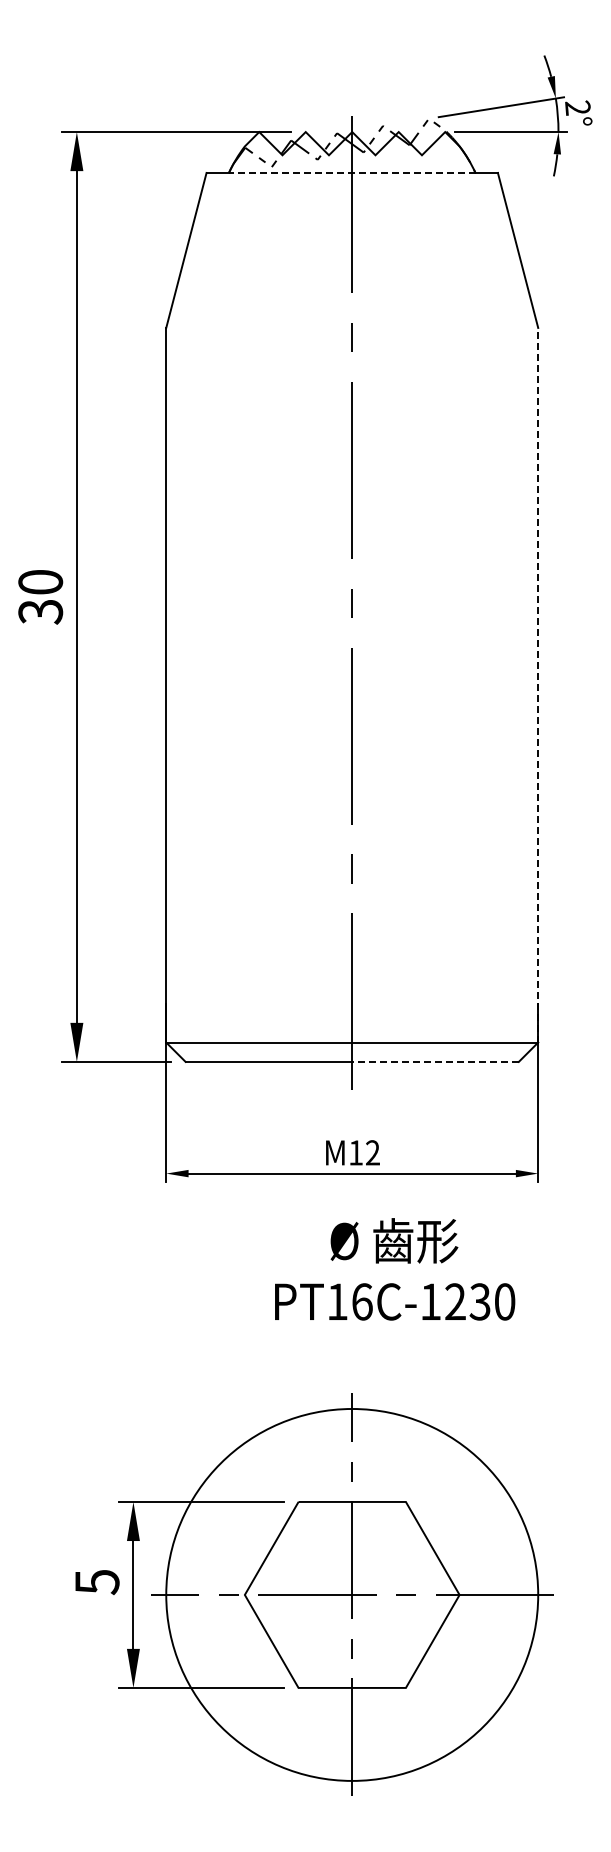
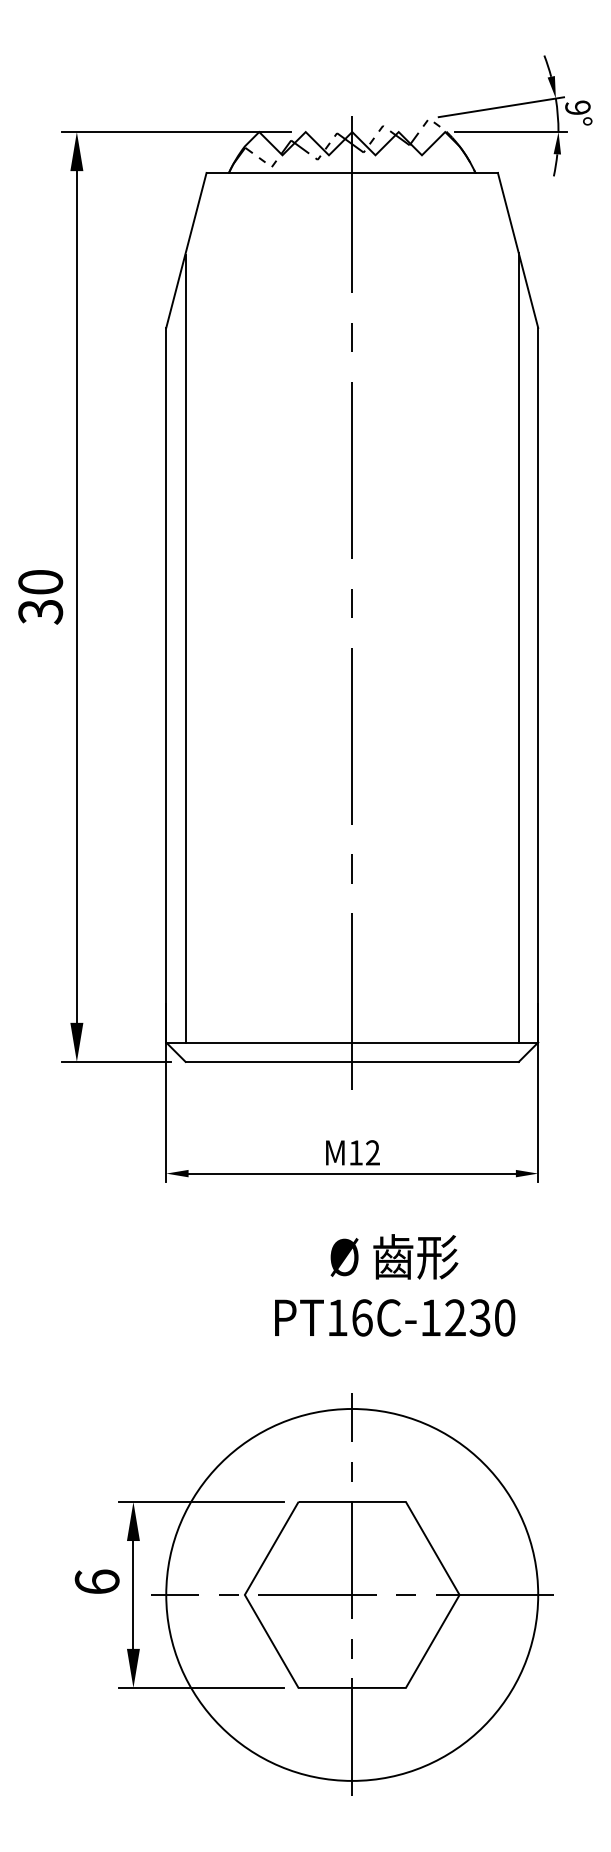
text: 2° -> 9° (577, 107)
line: dashed -> solid (351, 172)
line: none -> present (518, 647)
line: none -> present (185, 648)
line: dashed -> solid (538, 684)
line: dashed -> solid (435, 1061)
text position: (395, 1269) -> (395, 1285) (395, 1285)
text: 5 -> 6 (96, 1582)
